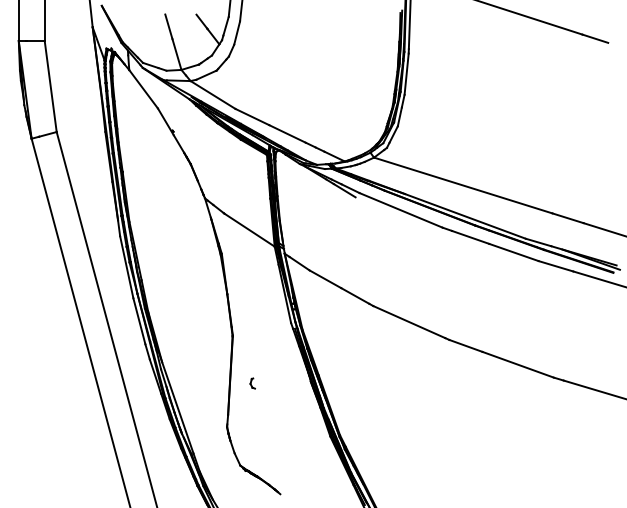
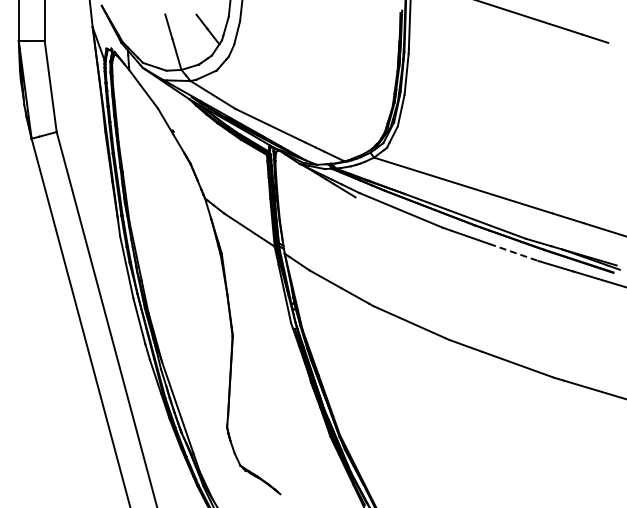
line: solid -> dashed (514, 252)
part: present -> none (252, 383)
